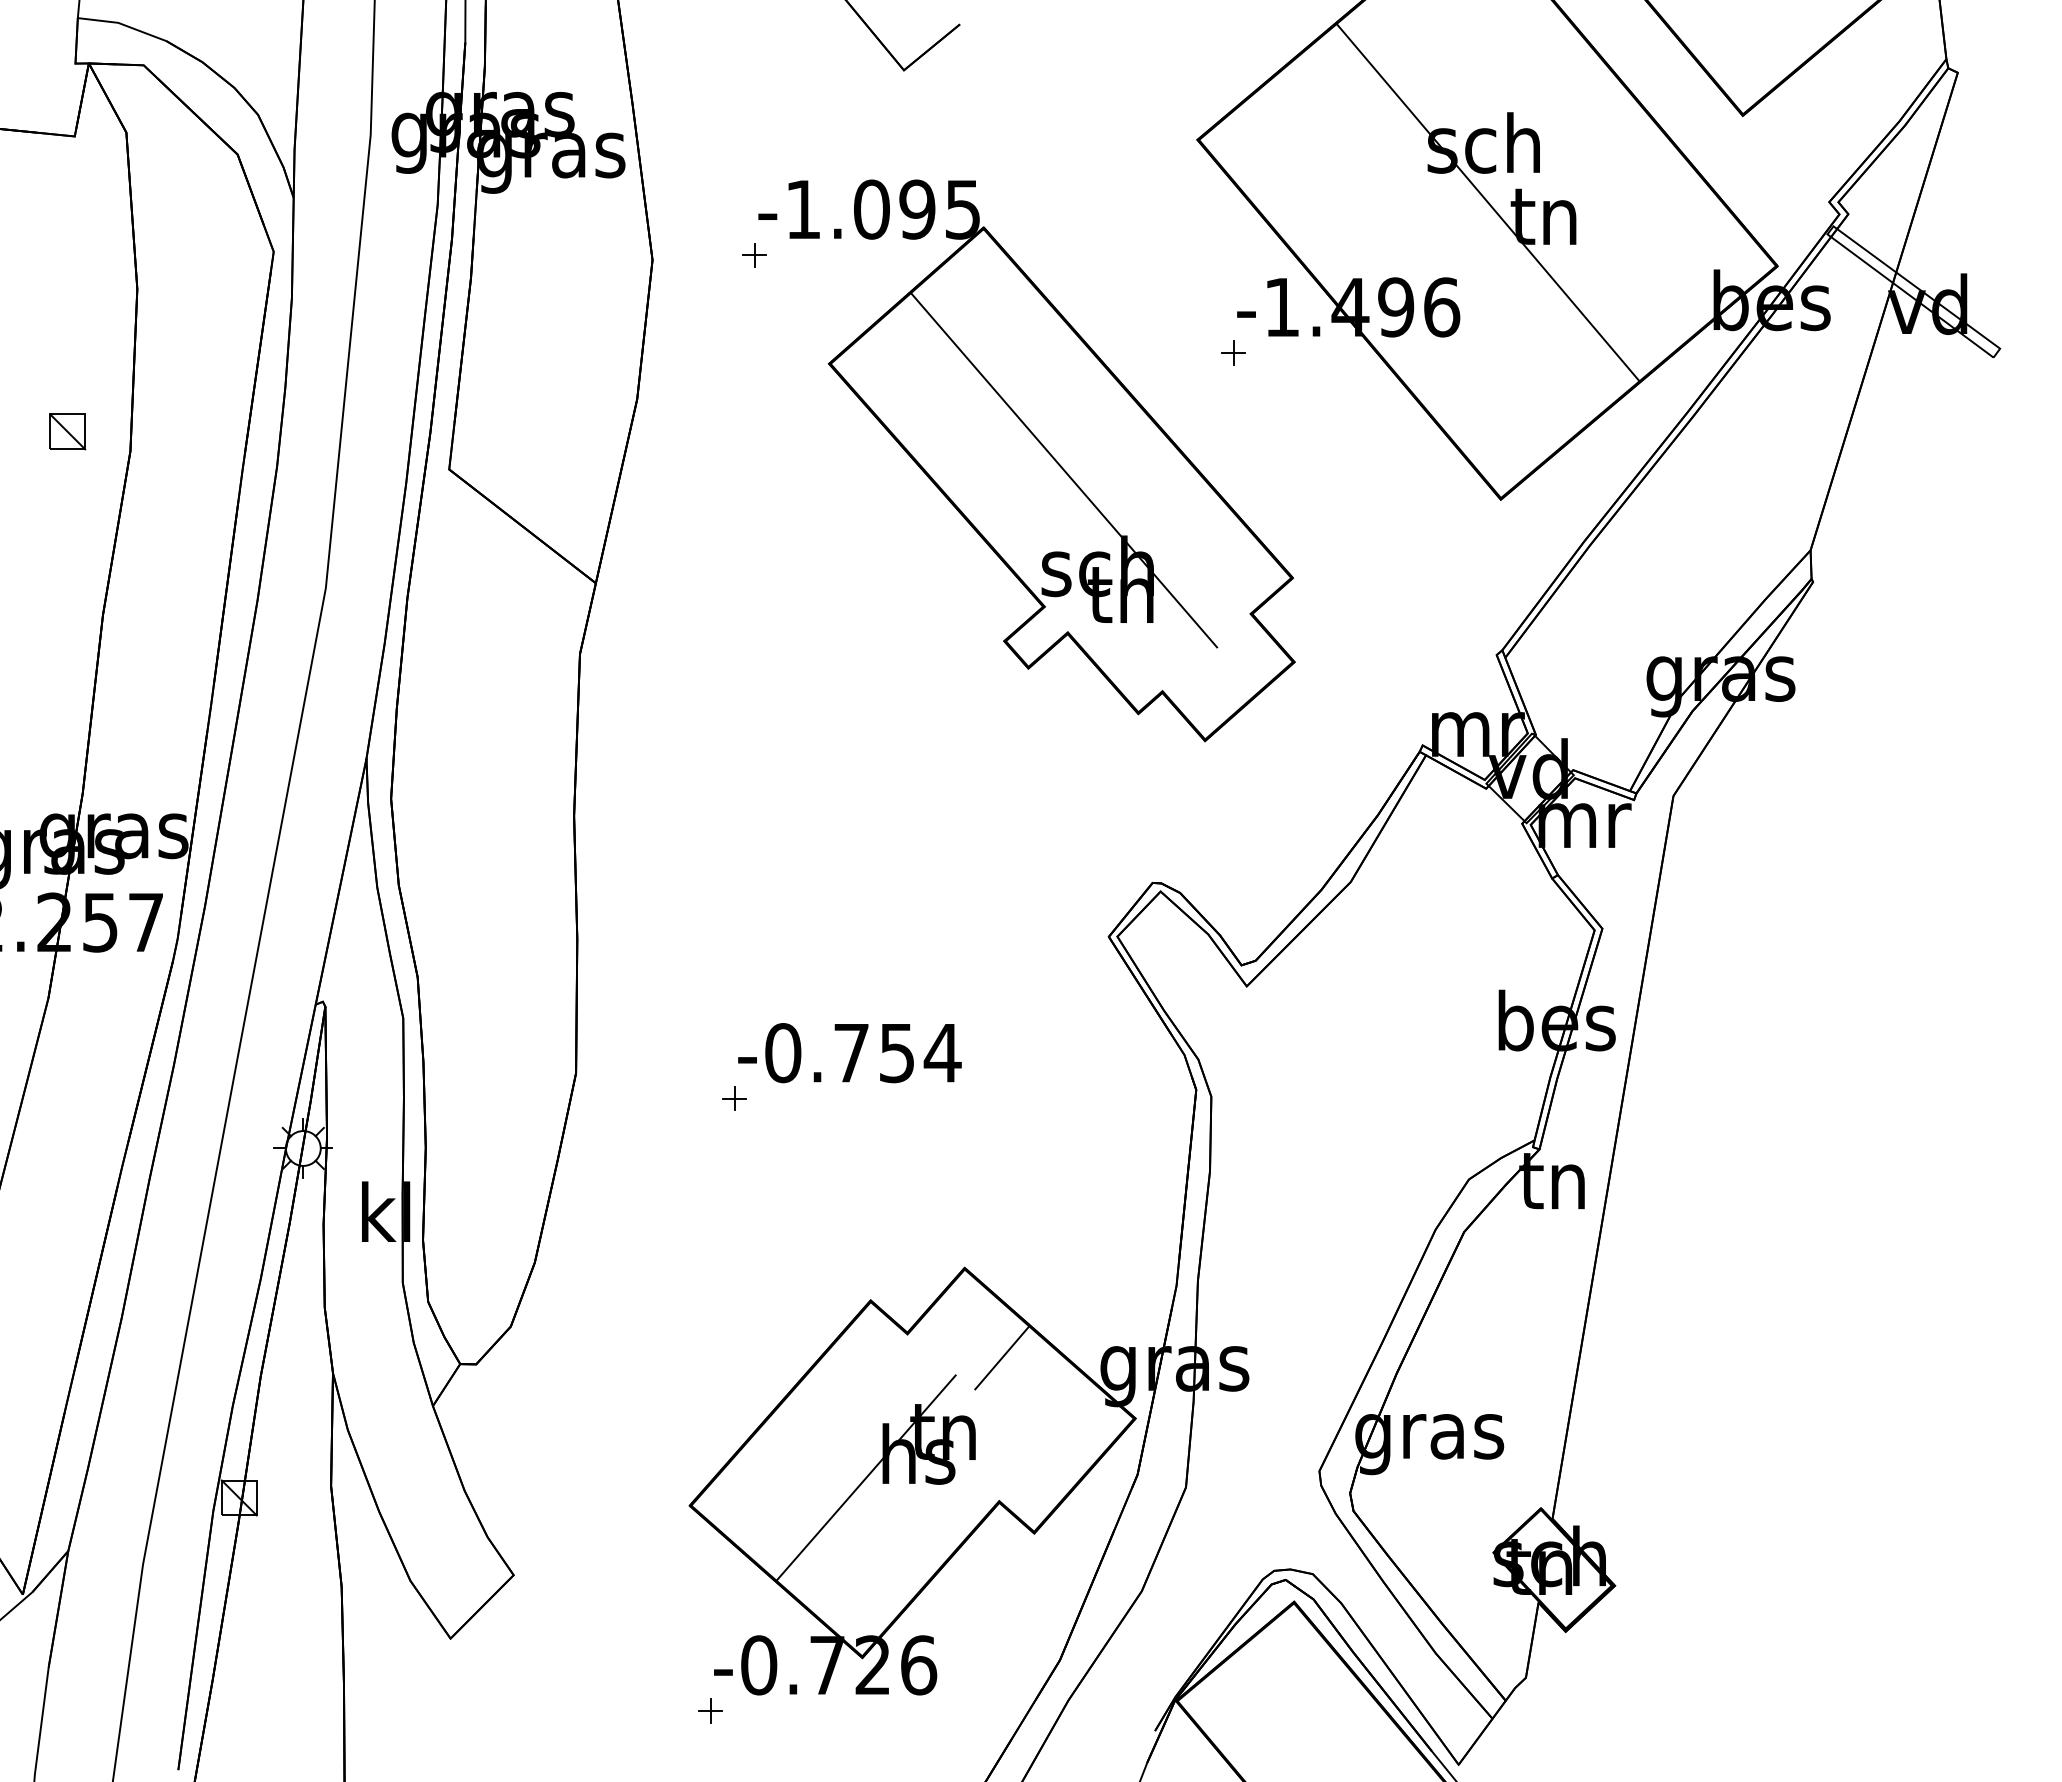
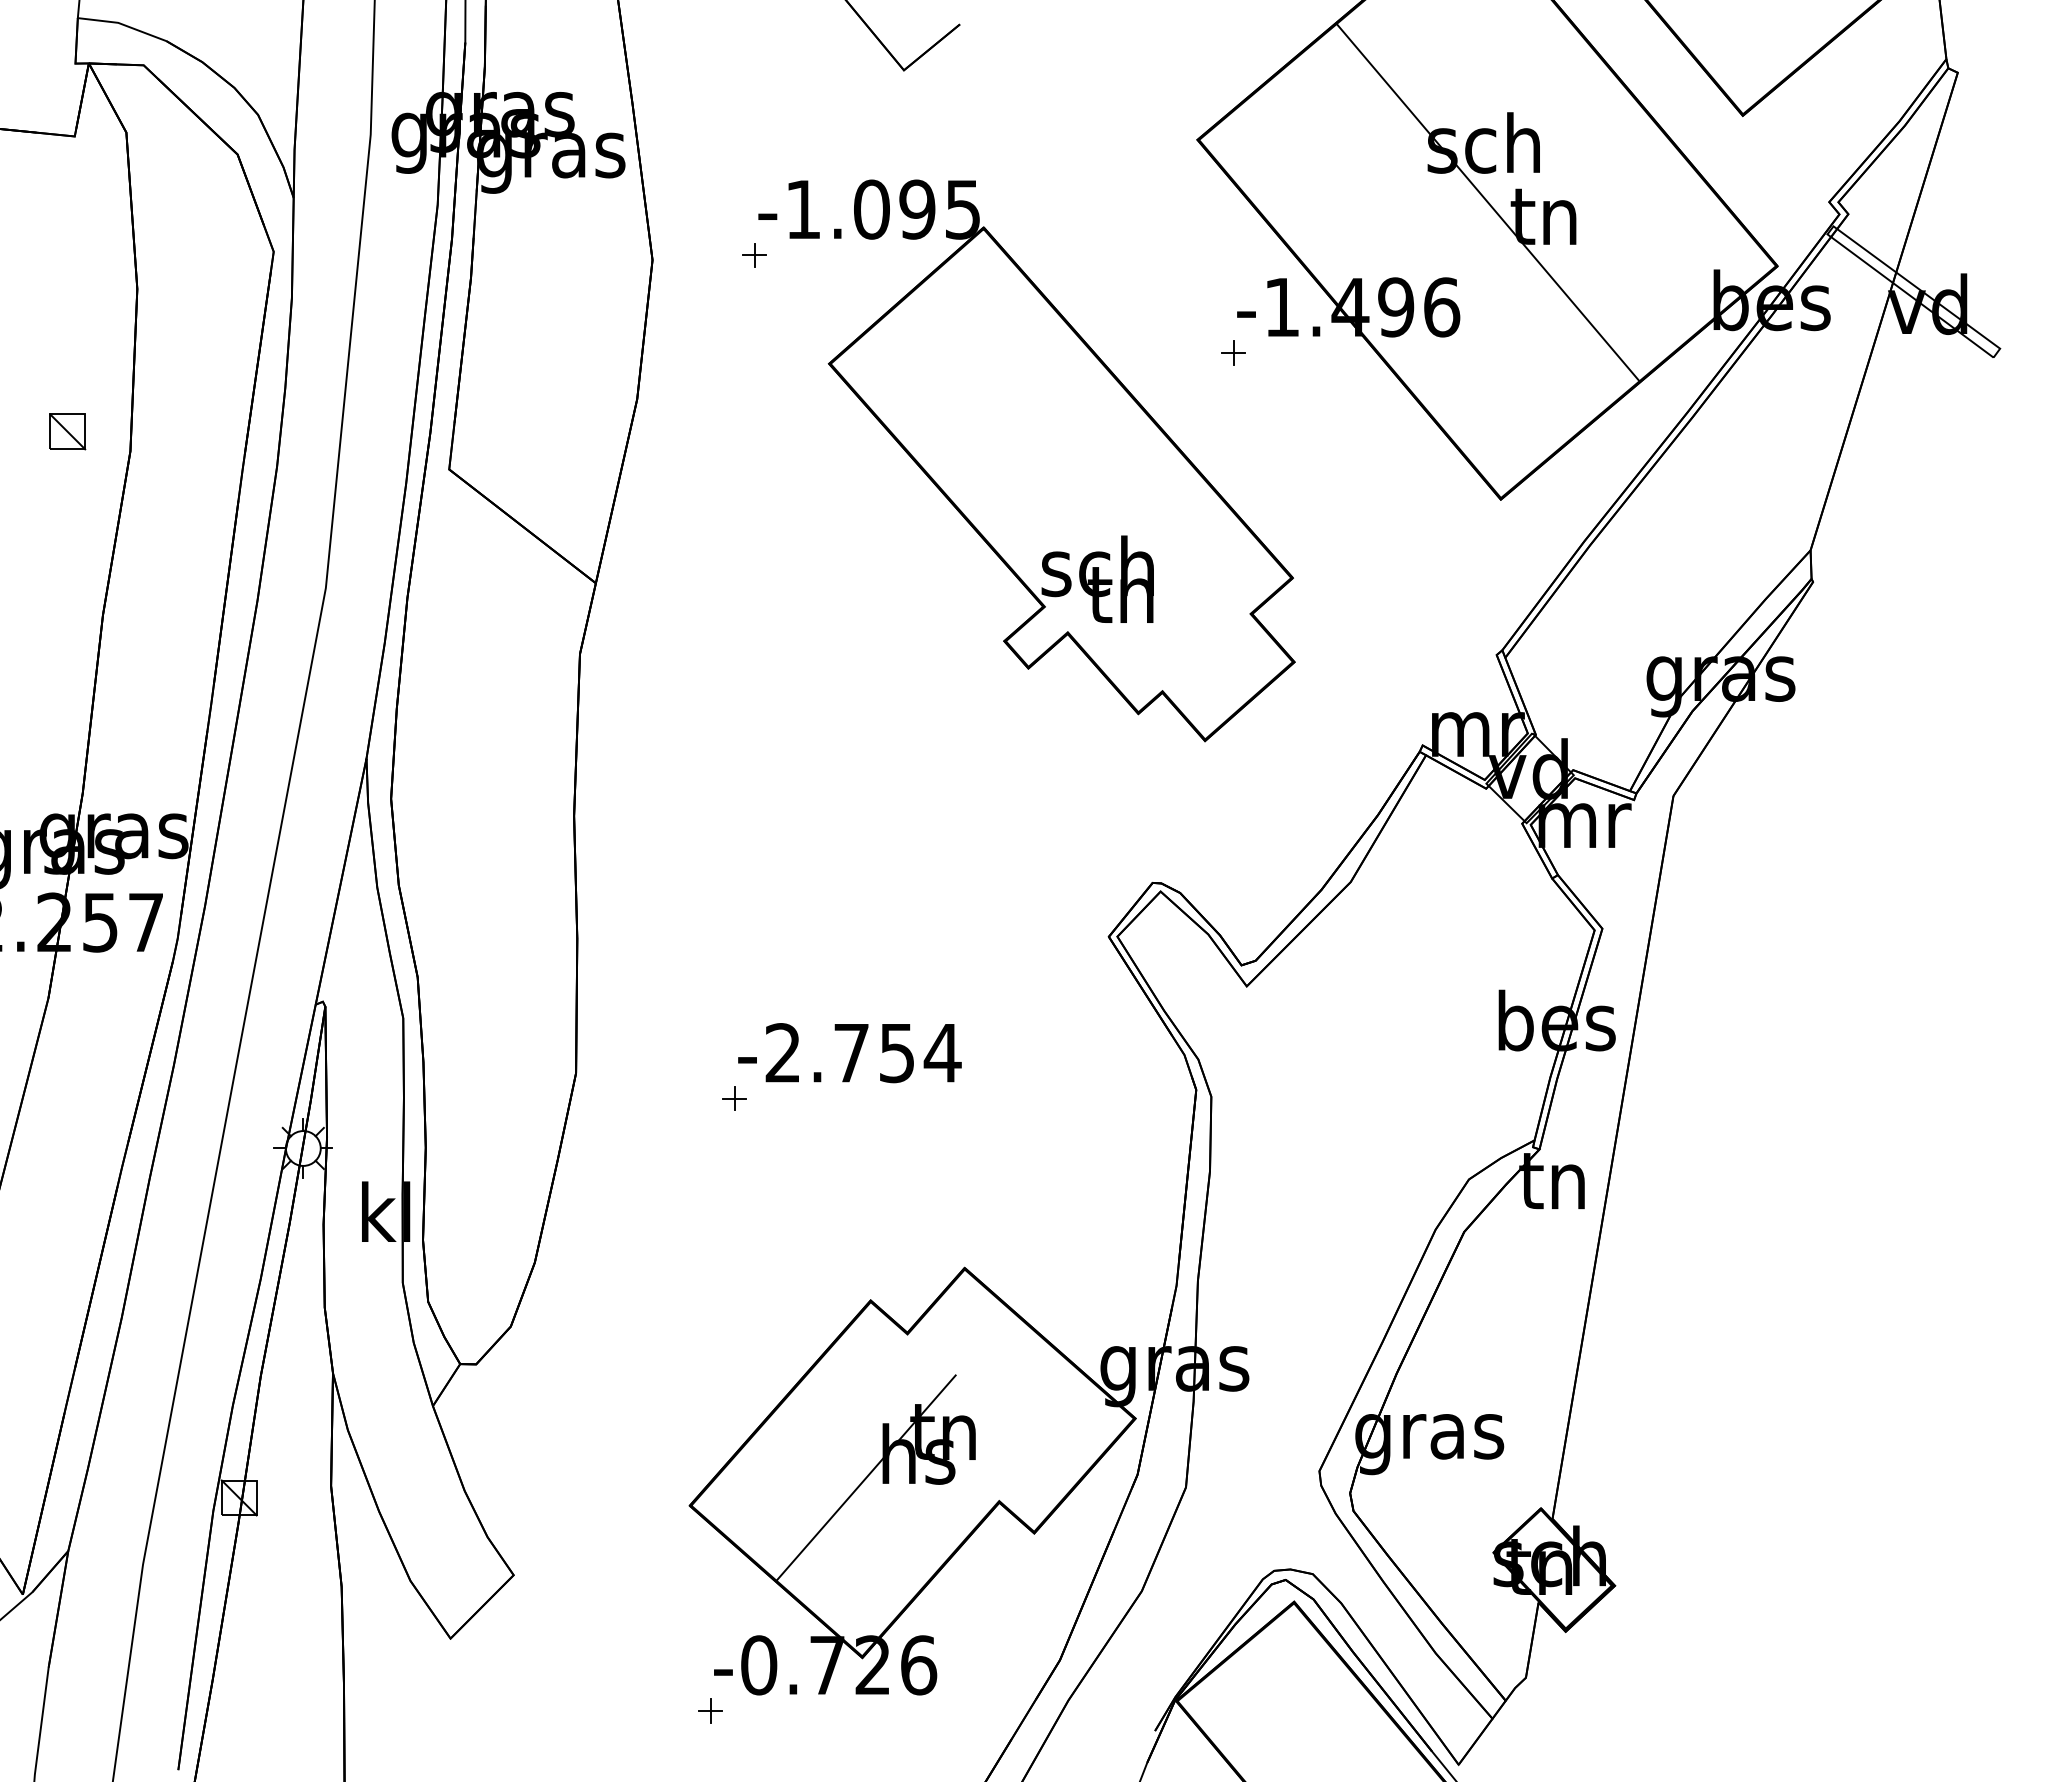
line: present -> none (1064, 470)
text: -0.754 -> -2.754 (783, 1053)
line: present -> none (1001, 1358)
